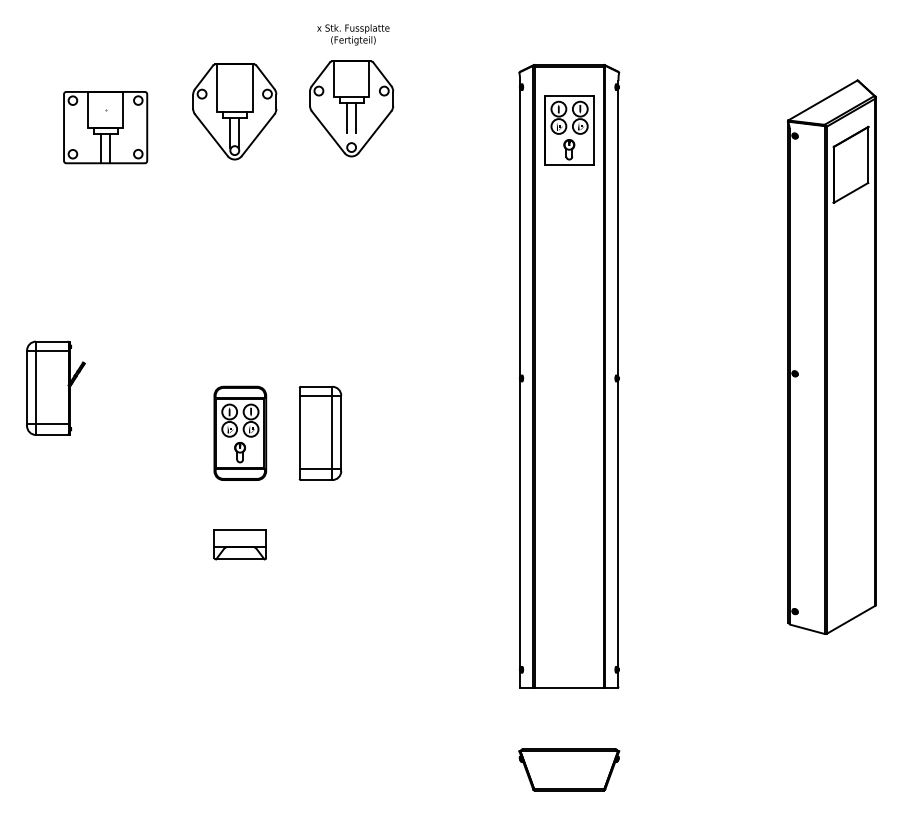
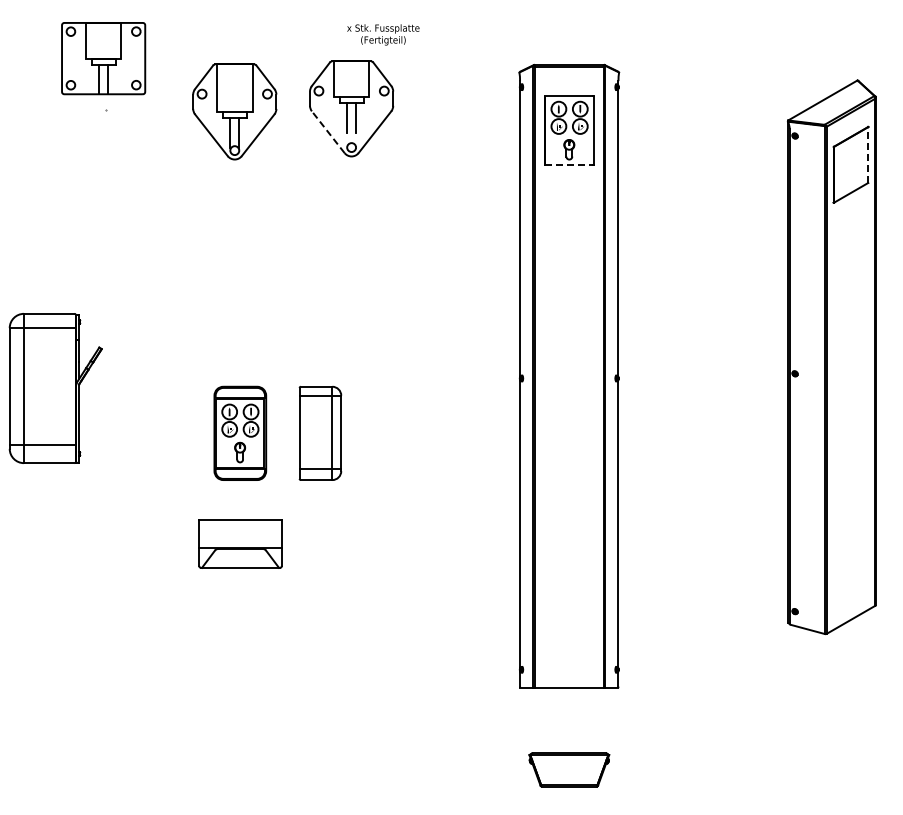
text position: (353, 34) -> (383, 34) (383, 34)
part position: (105, 127) -> (103, 58) (103, 58)
line: solid -> dashed (327, 131)
line: solid -> dashed (868, 154)
line: solid -> dashed (569, 164)
part size: 60x96 px -> 95x151 px (55, 388)
part size: 54x32 px -> 85x50 px (240, 543)
part size: 103x44 px -> 83x36 px (569, 769)
